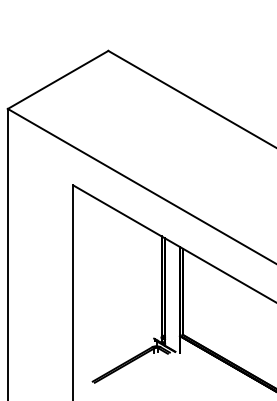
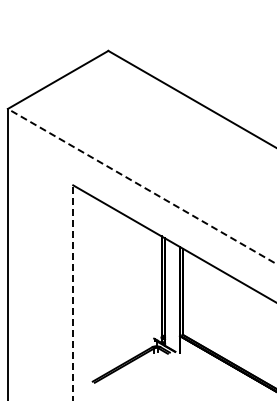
line: solid -> dashed (142, 186)
line: solid -> dashed (73, 293)
